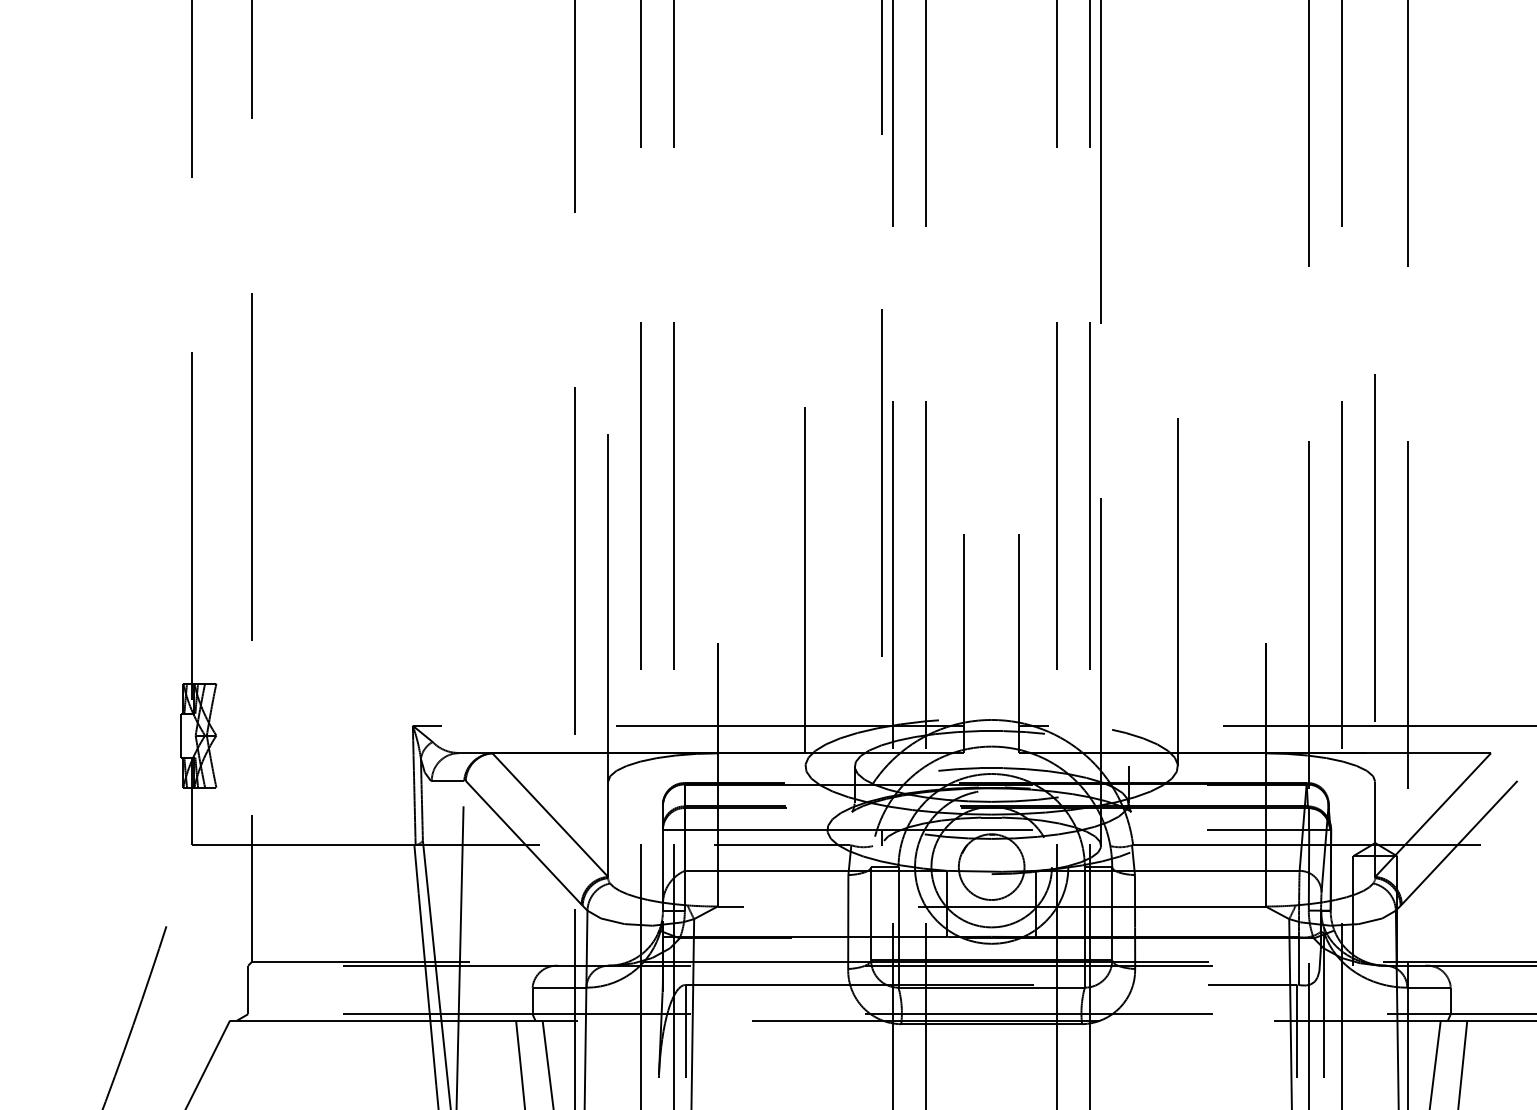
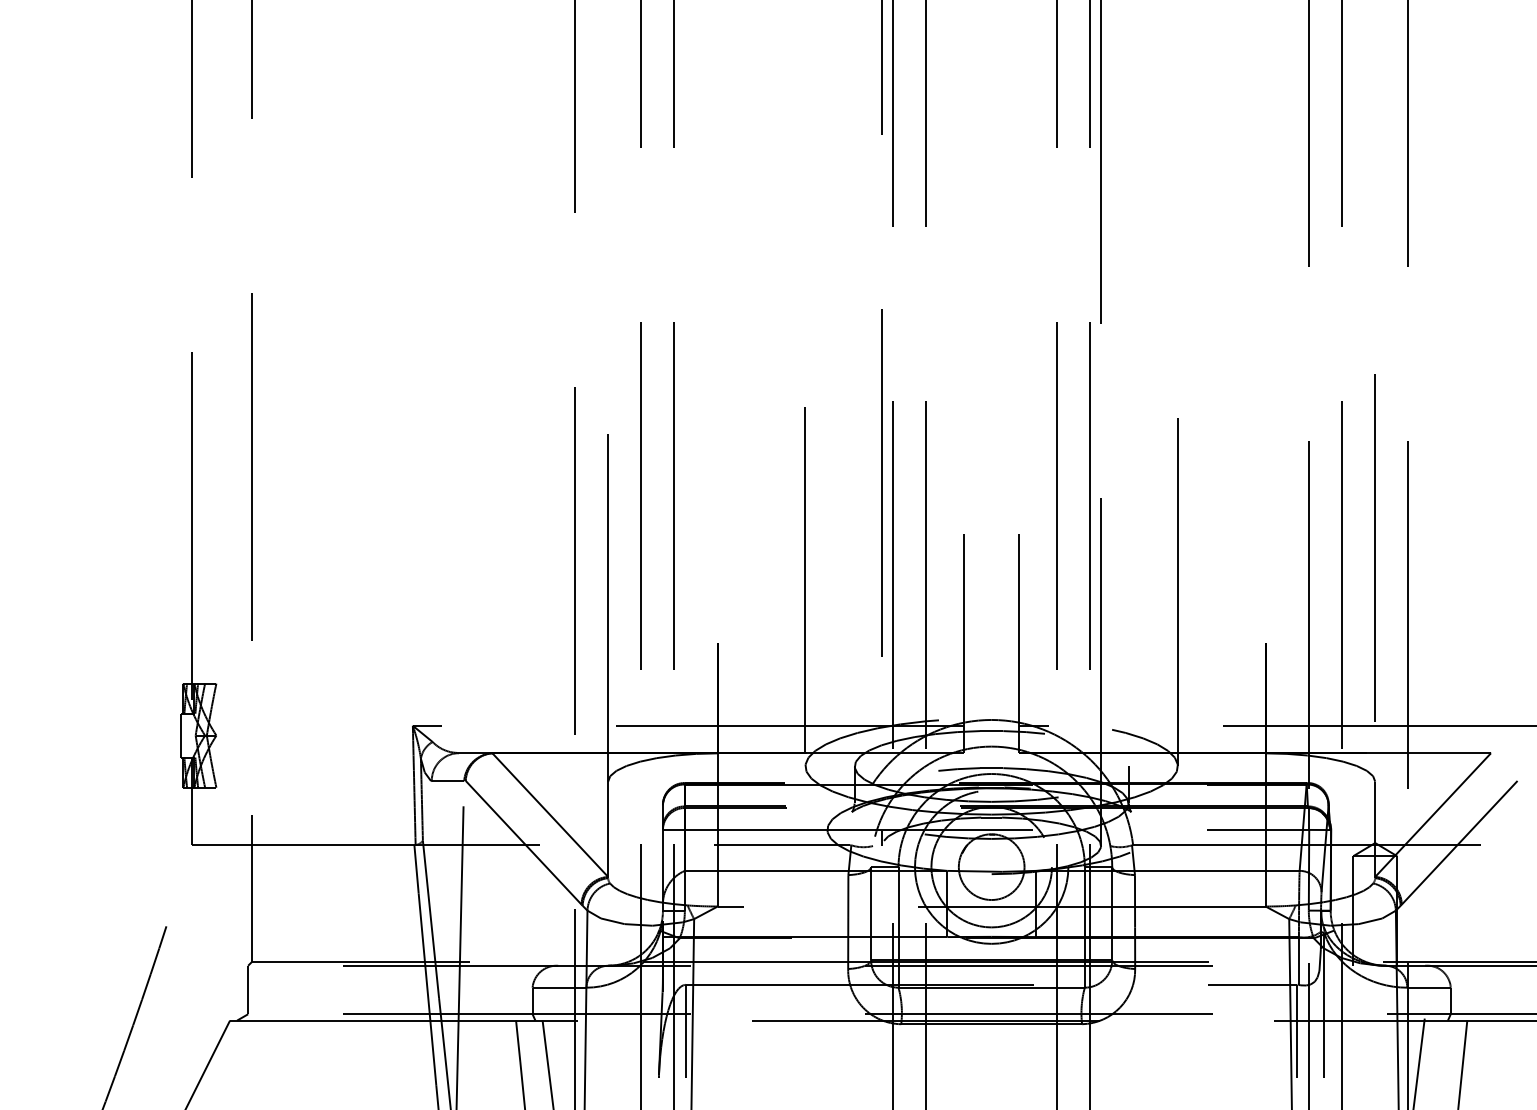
line position: (1435, 1063) -> (1418, 1062) (1418, 1062)
